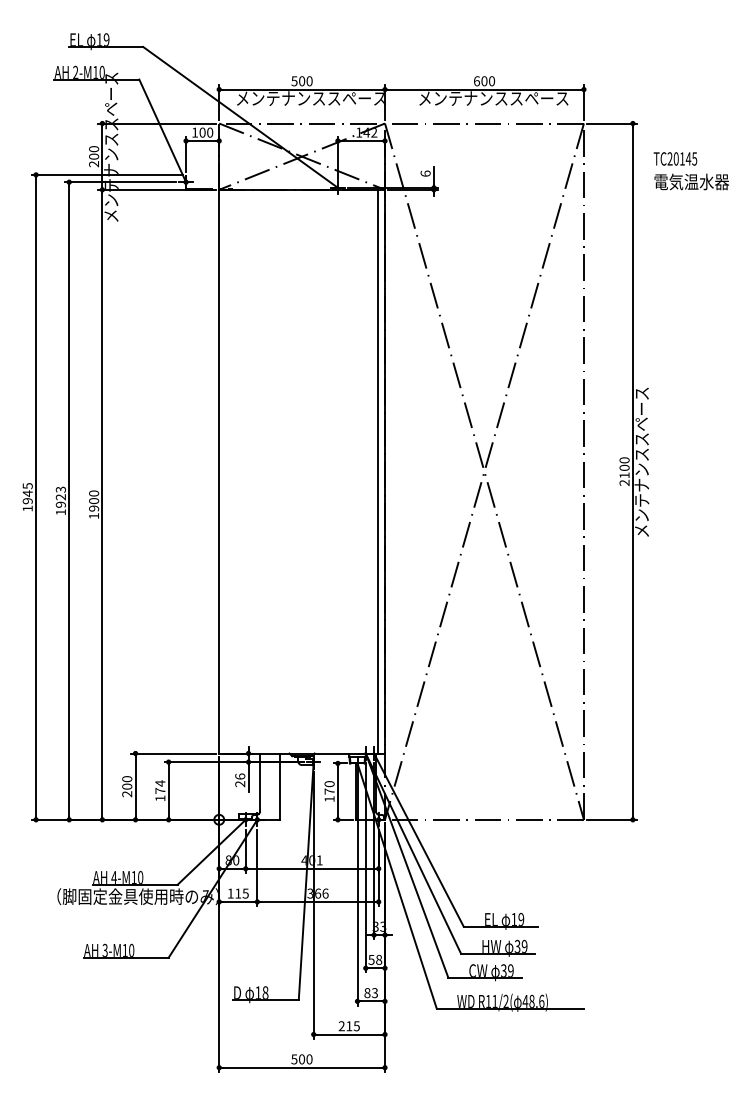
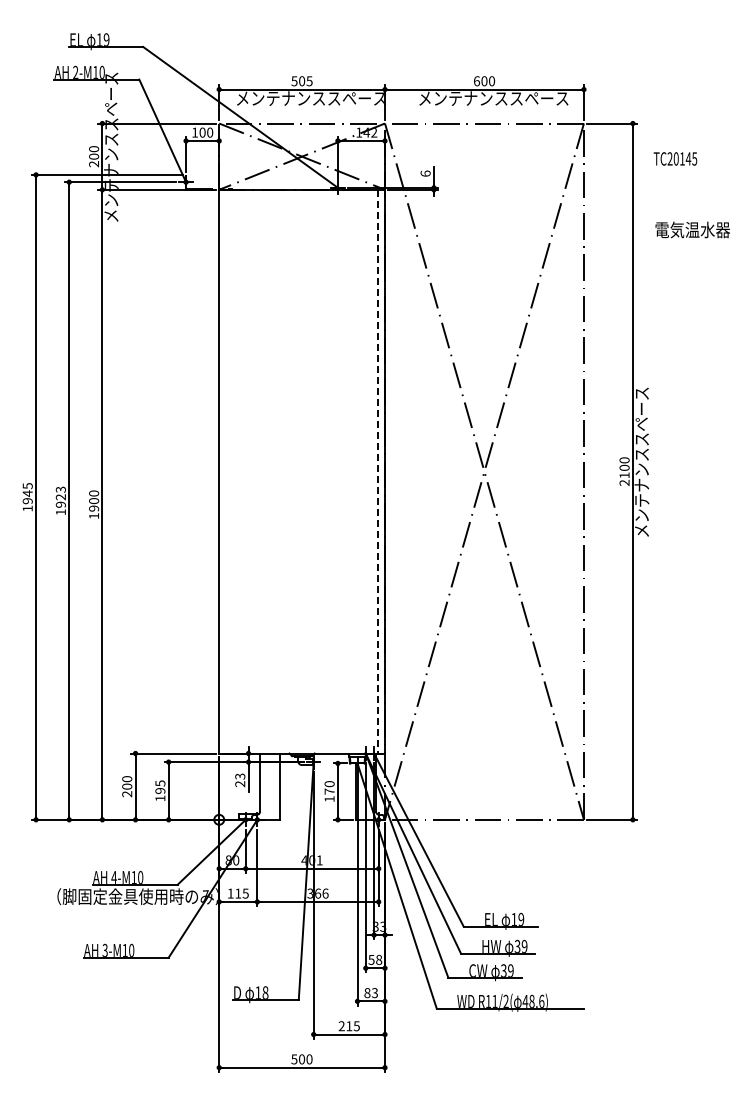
text: 500 -> 505 (309, 81)
text position: (691, 181) -> (692, 229) (692, 229)
line: solid -> dashed (378, 471)
text: 26 -> 23 (240, 776)
text: 174 -> 195 (160, 787)
